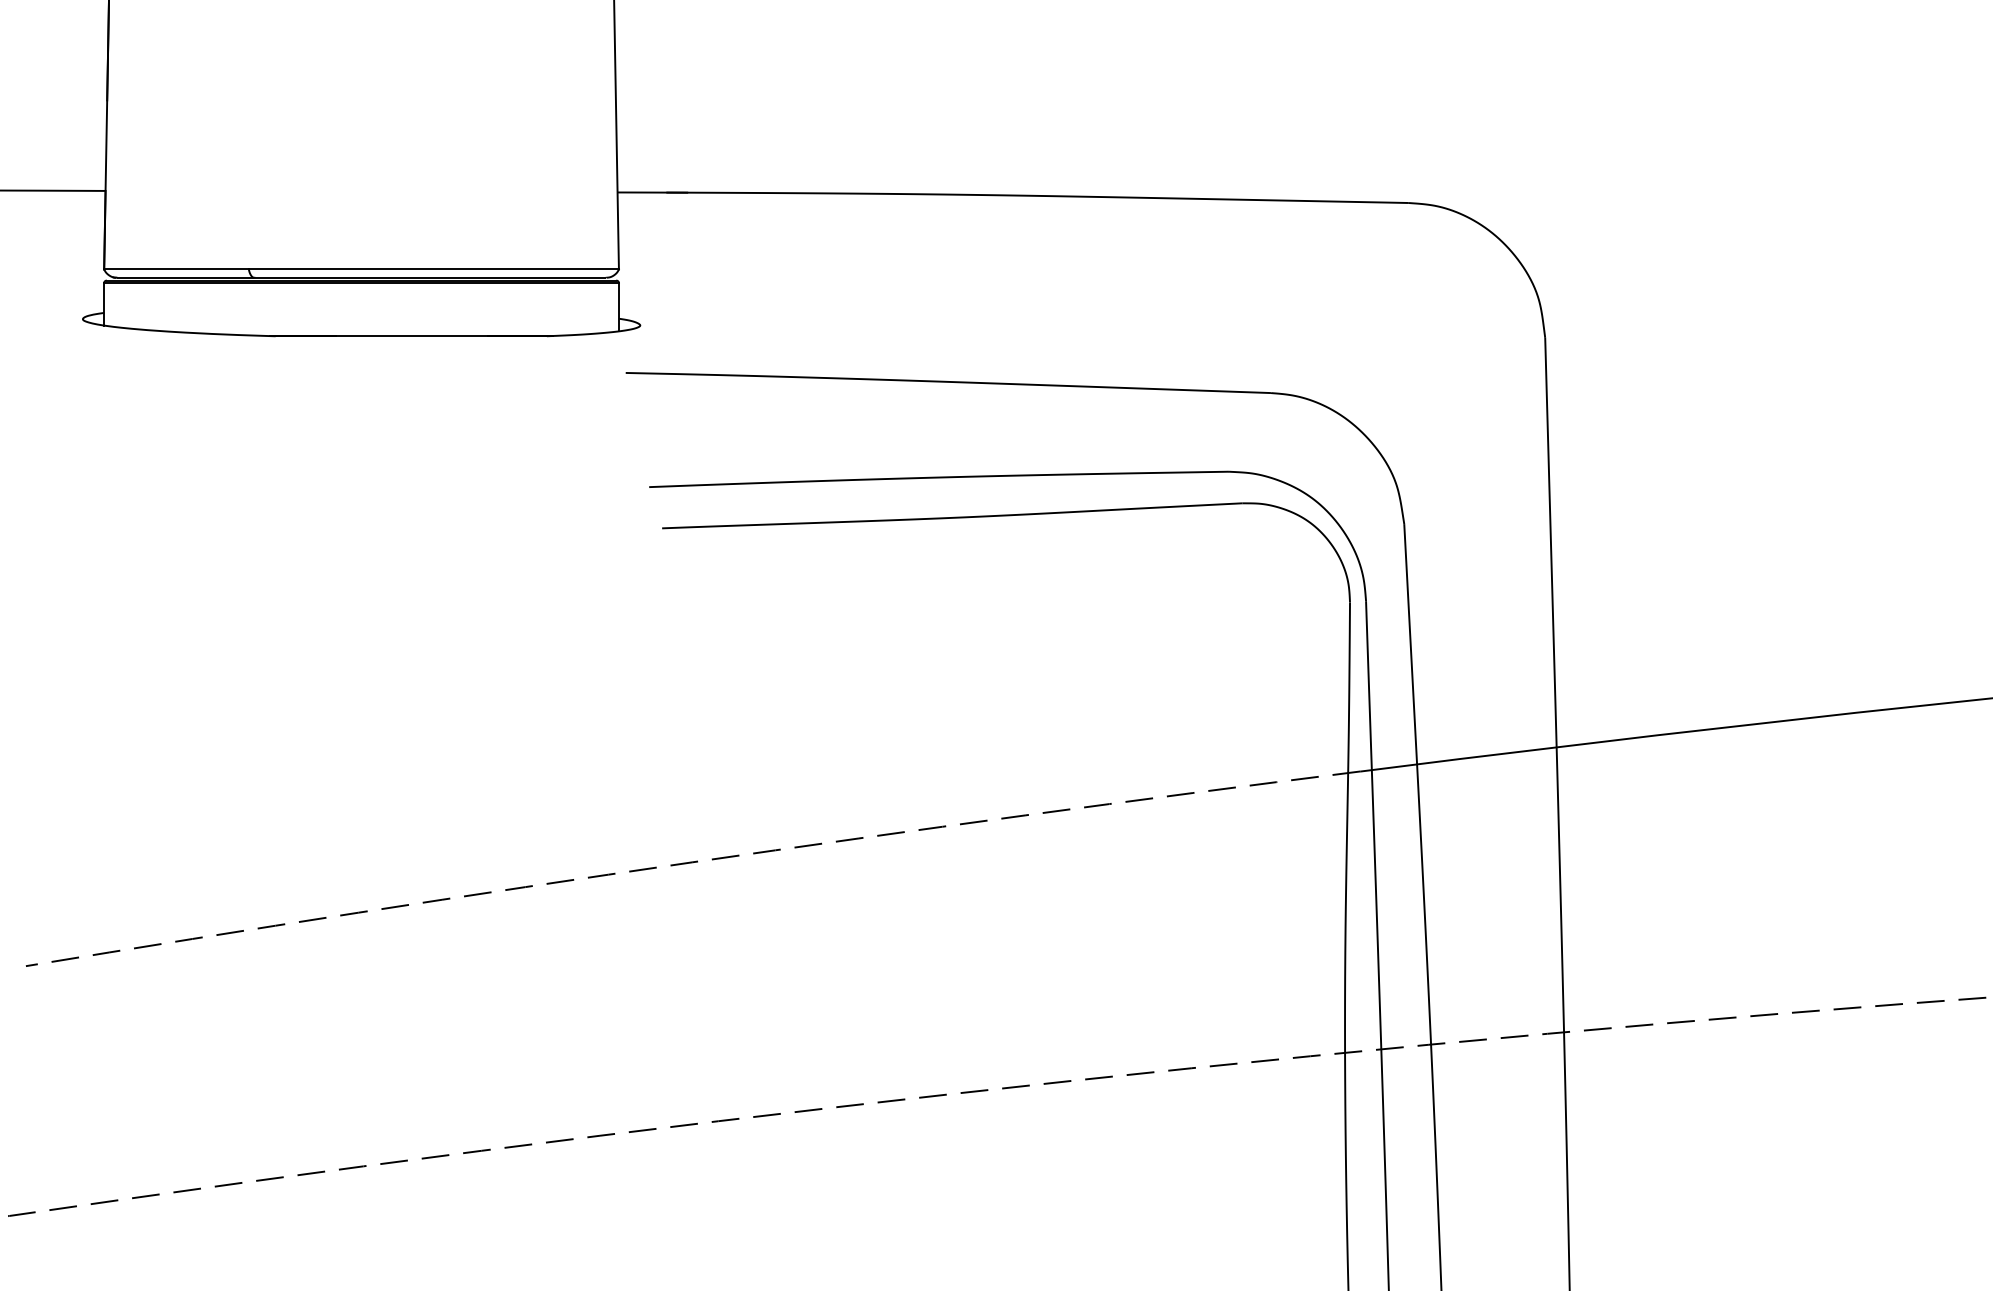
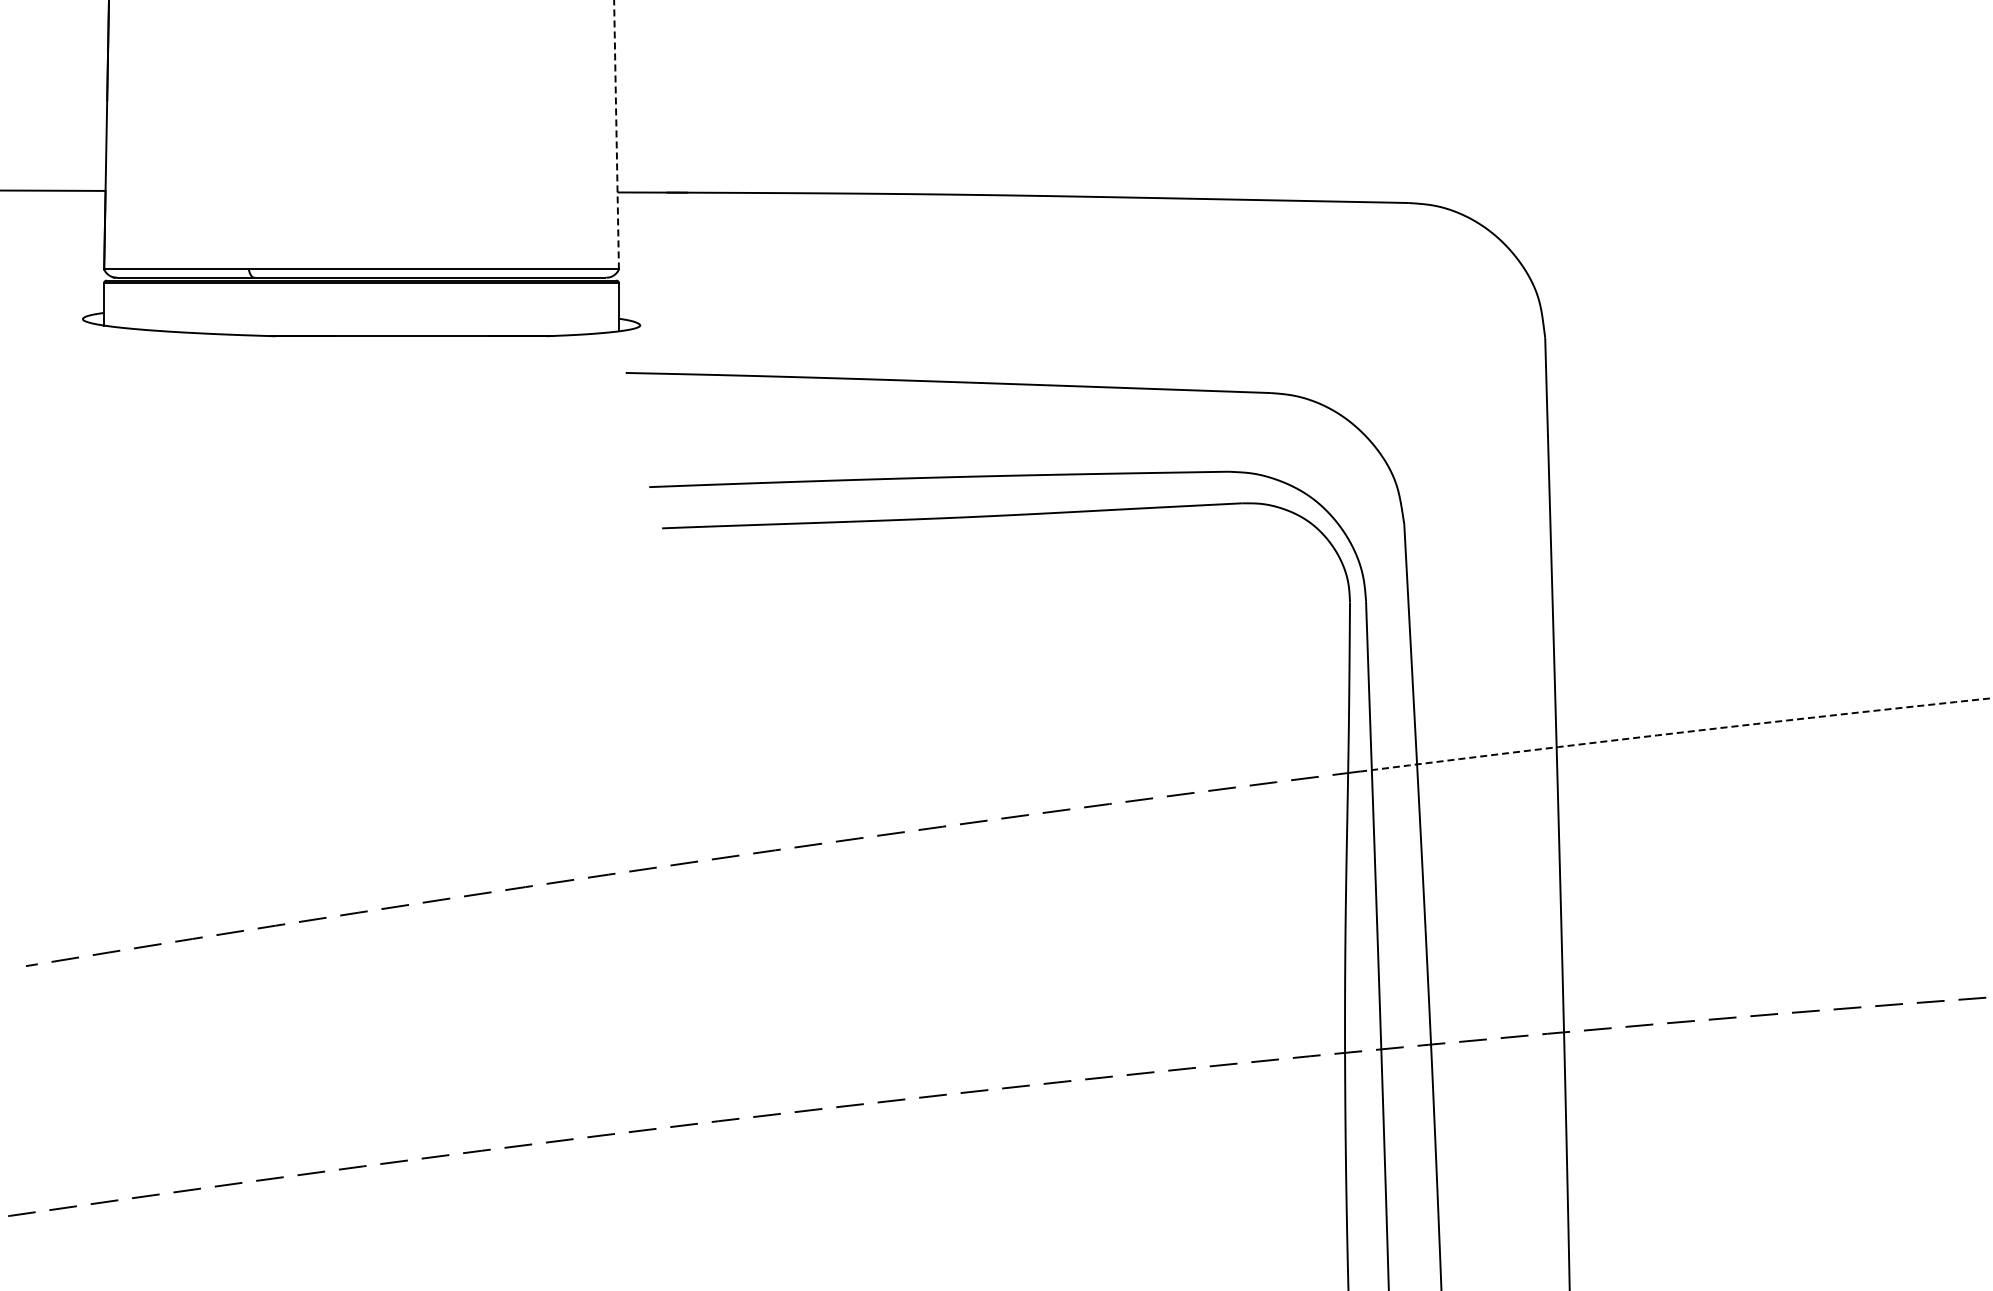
line: solid -> dashed (616, 134)
arc: solid -> dashed (1675, 733)
